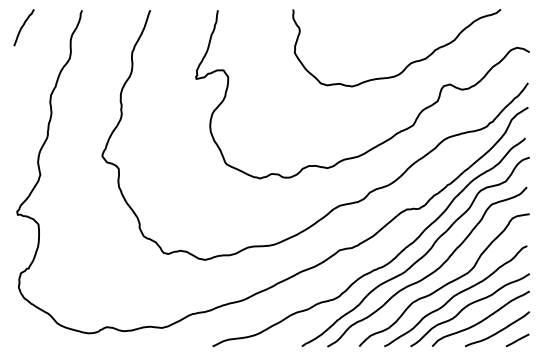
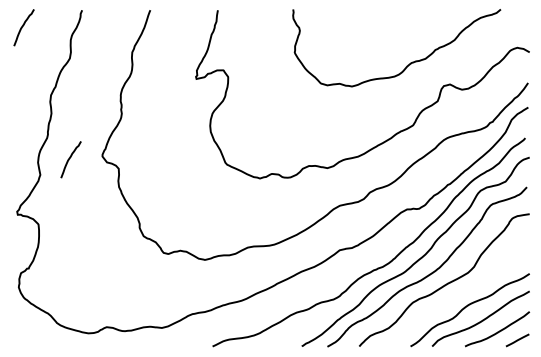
curve: none -> present (70, 158)
curve: present -> none (455, 296)
